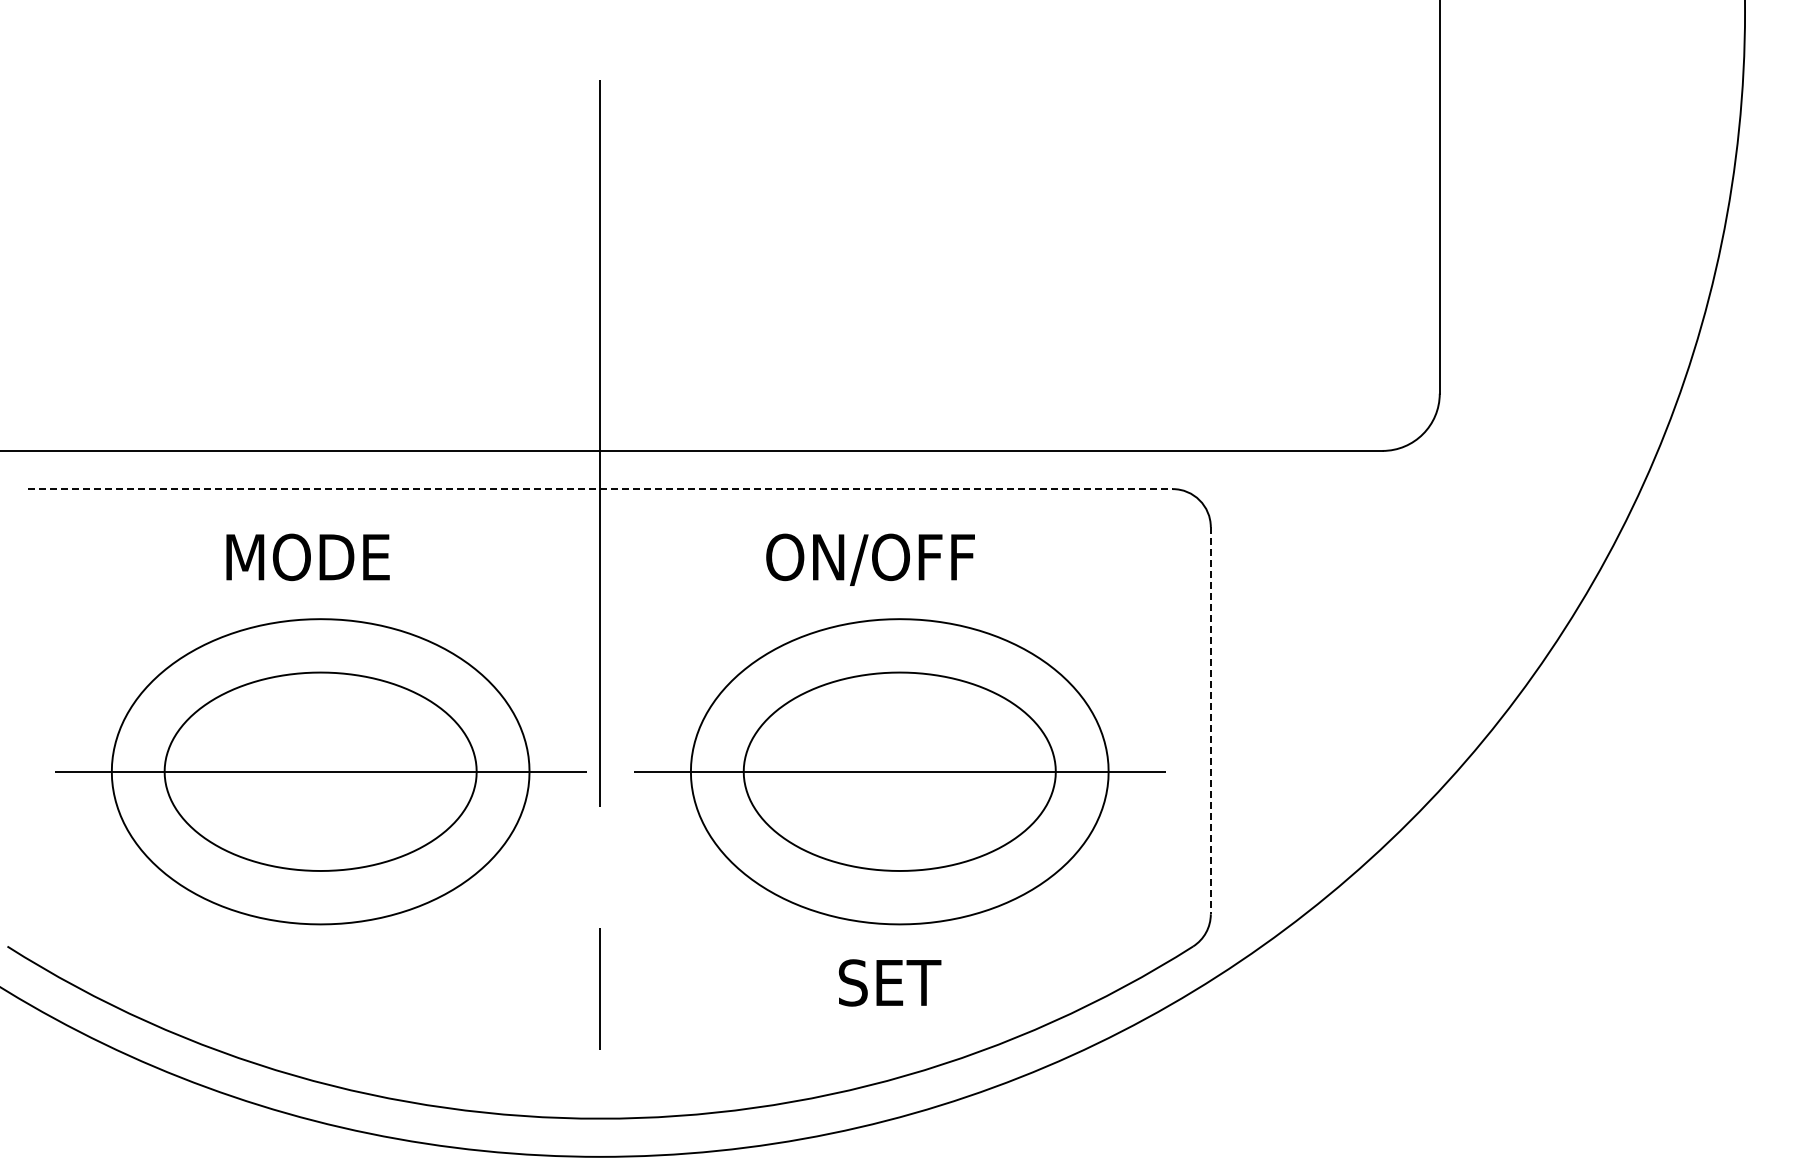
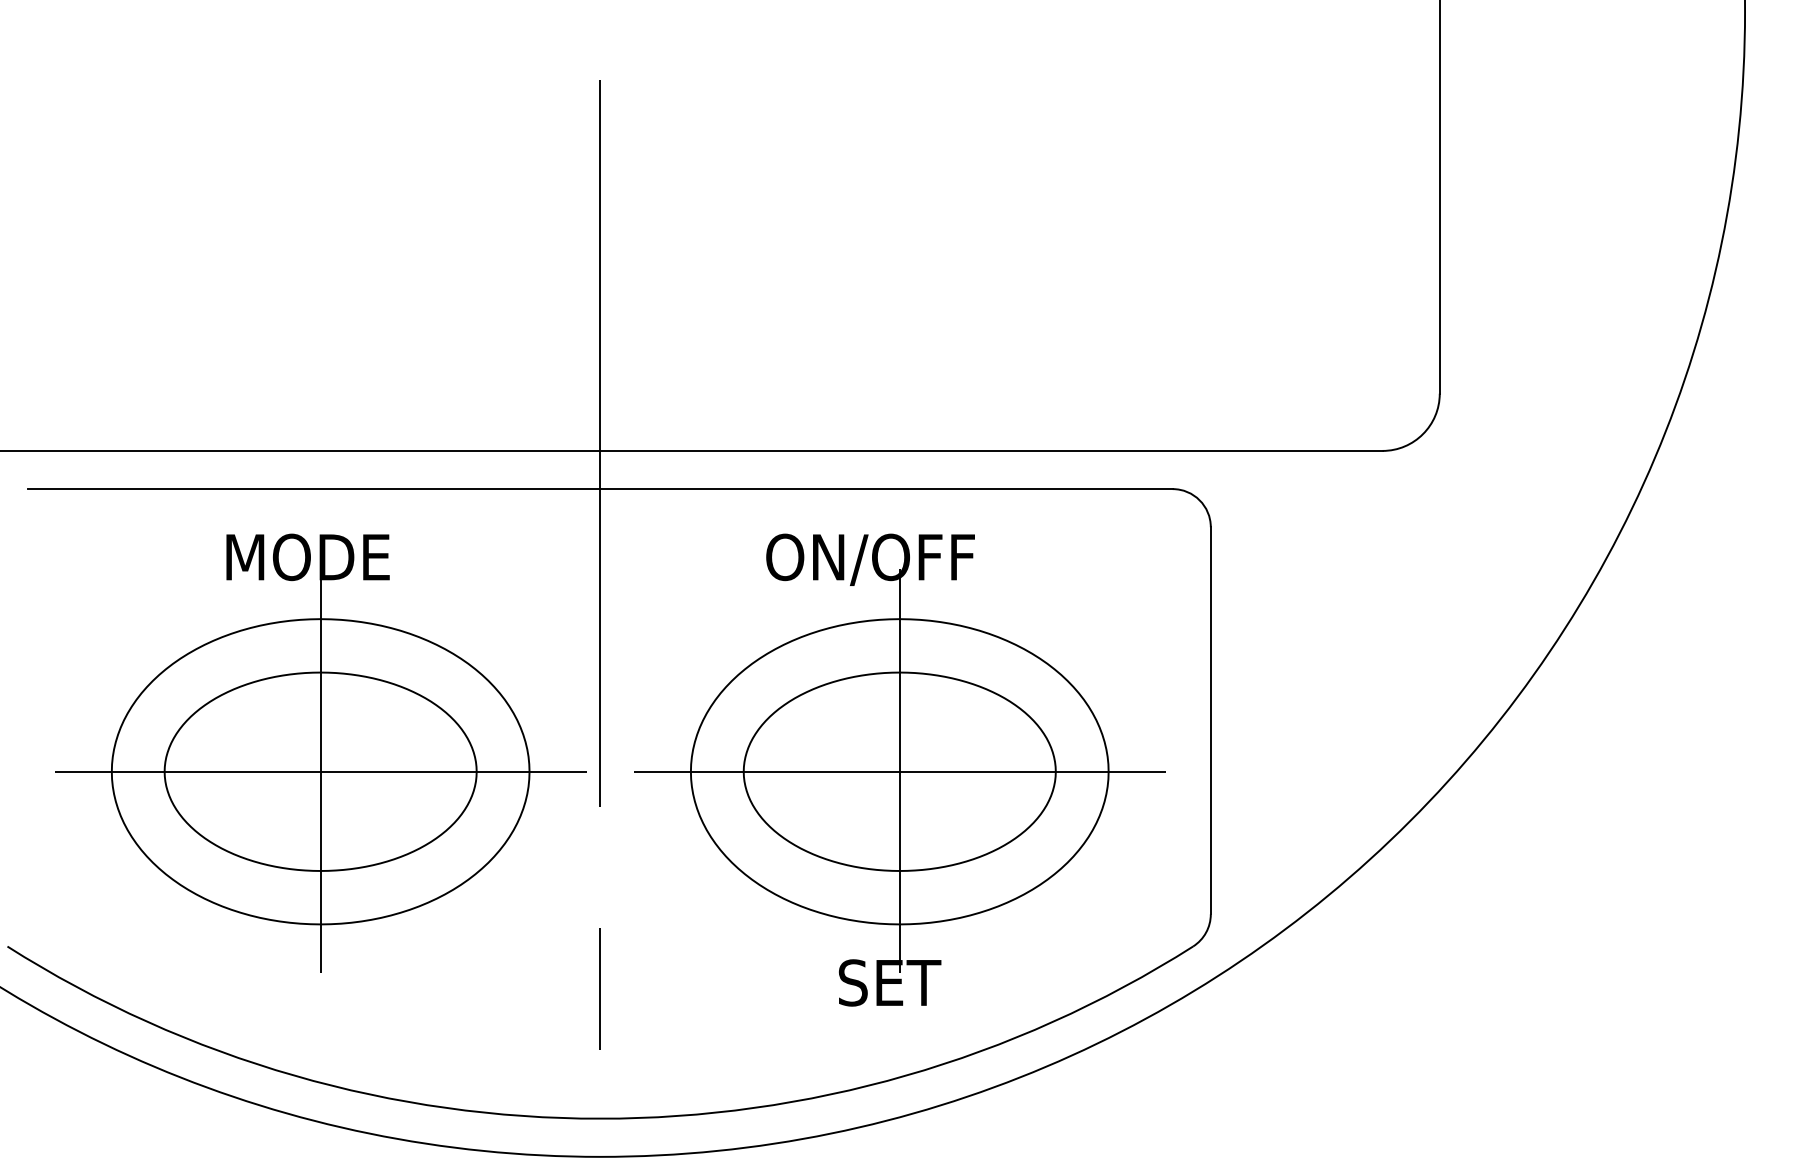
line: dashed -> solid (600, 489)
line: dashed -> solid (1210, 720)
line: none -> present (320, 770)
line: none -> present (899, 770)
